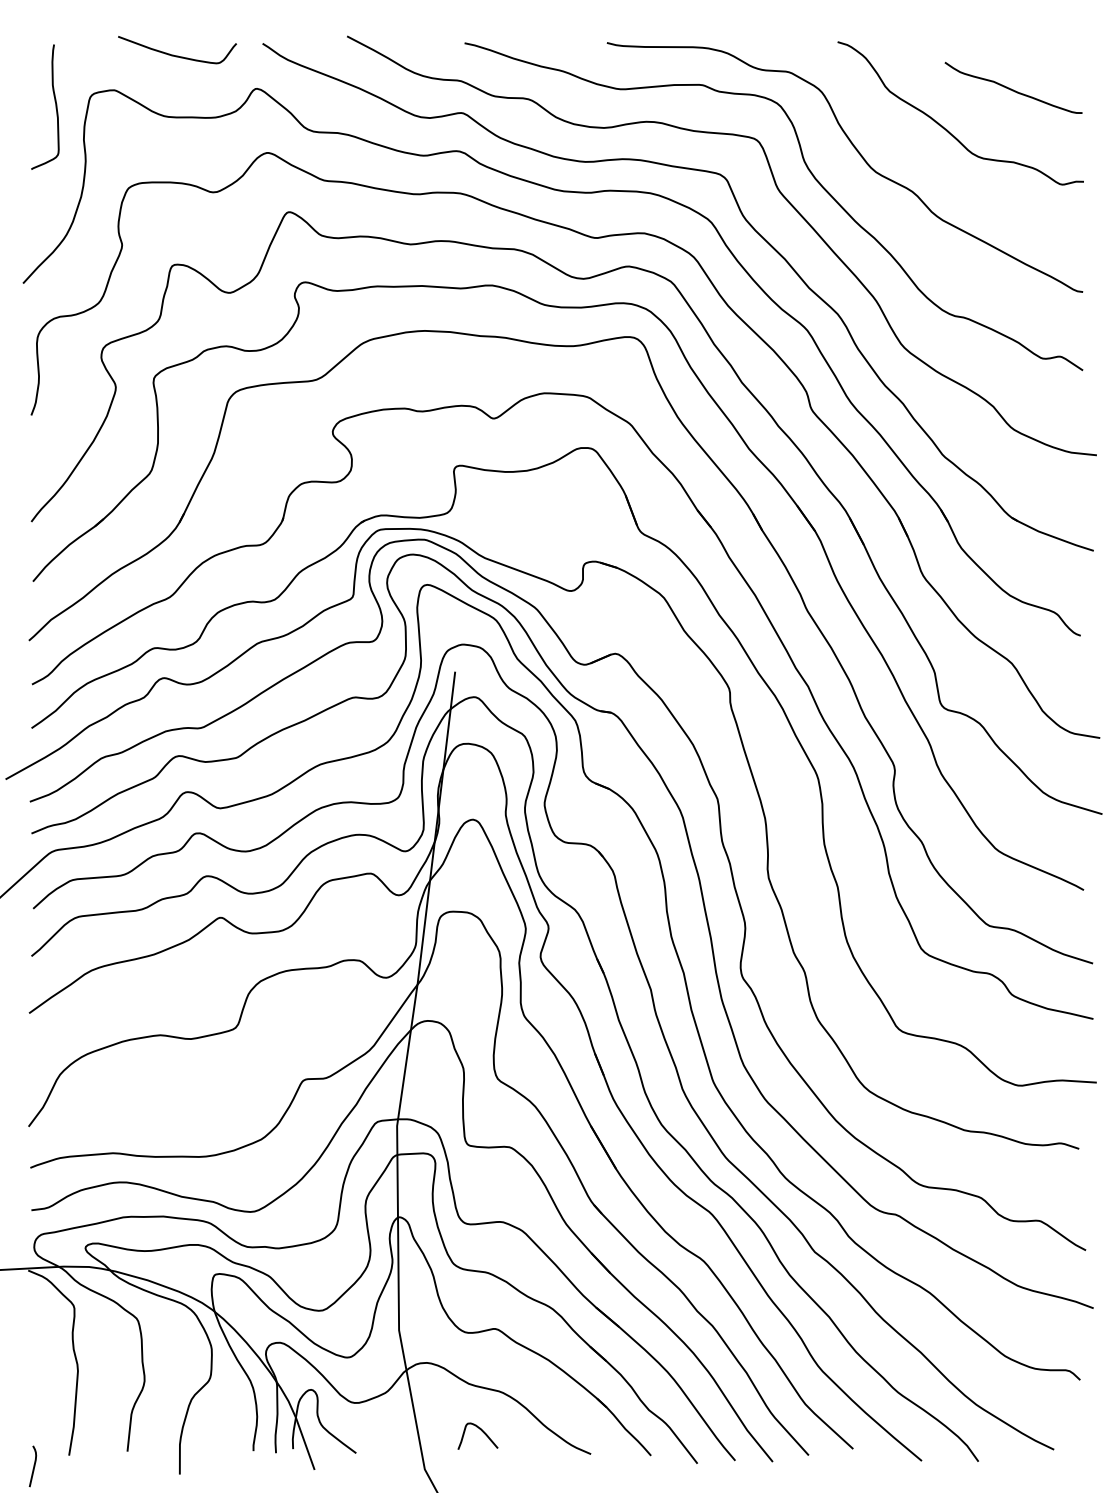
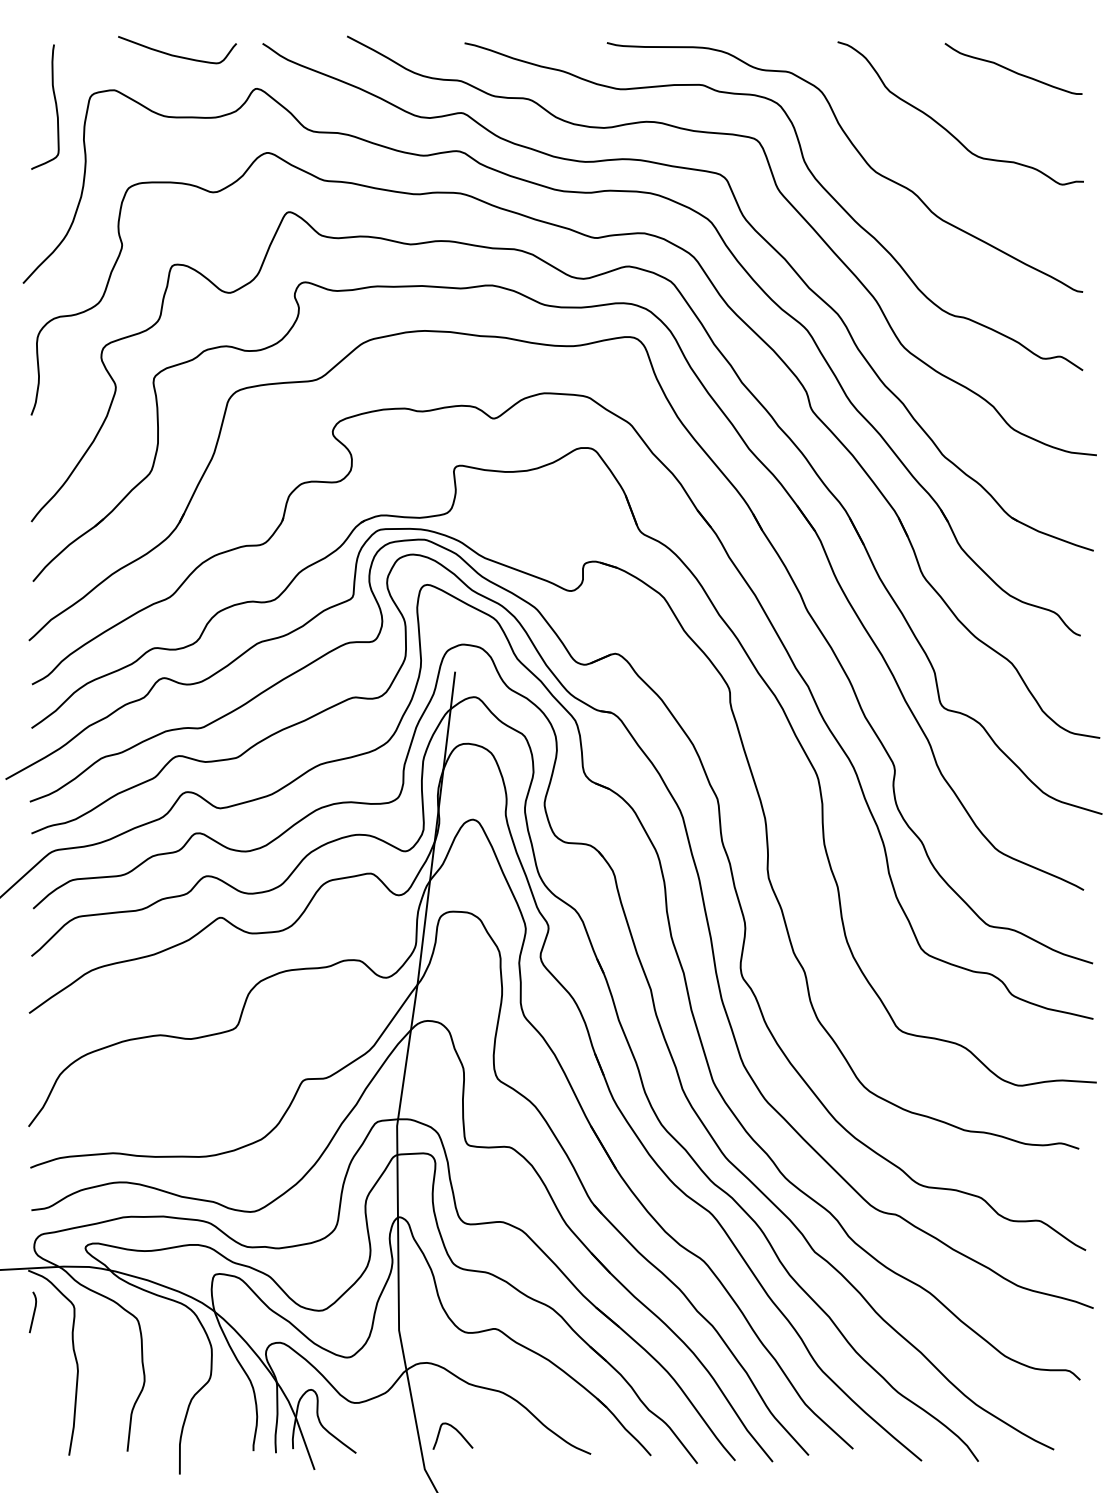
curve position: (1013, 89) -> (1013, 70) (1013, 70)
curve position: (481, 1431) -> (456, 1431) (456, 1431)
curve position: (33, 1466) -> (33, 1312) (33, 1312)
